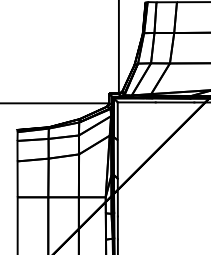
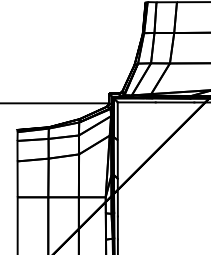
line: present -> none (118, 47)
